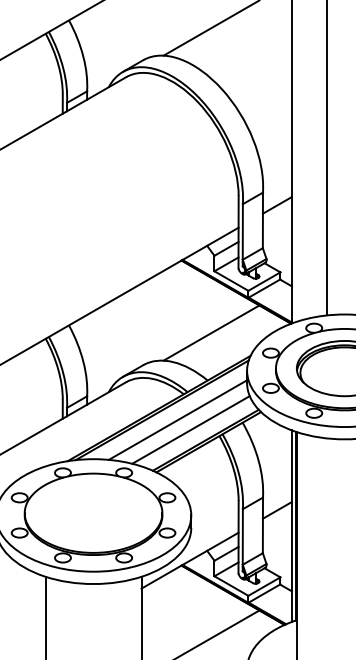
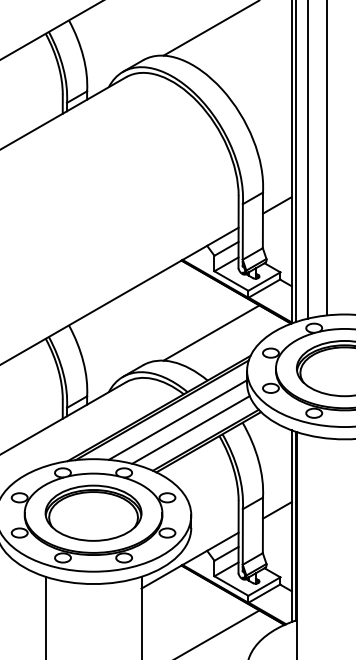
line: none -> present (308, 160)
line: none -> present (295, 162)
part: none -> present (93, 512)
